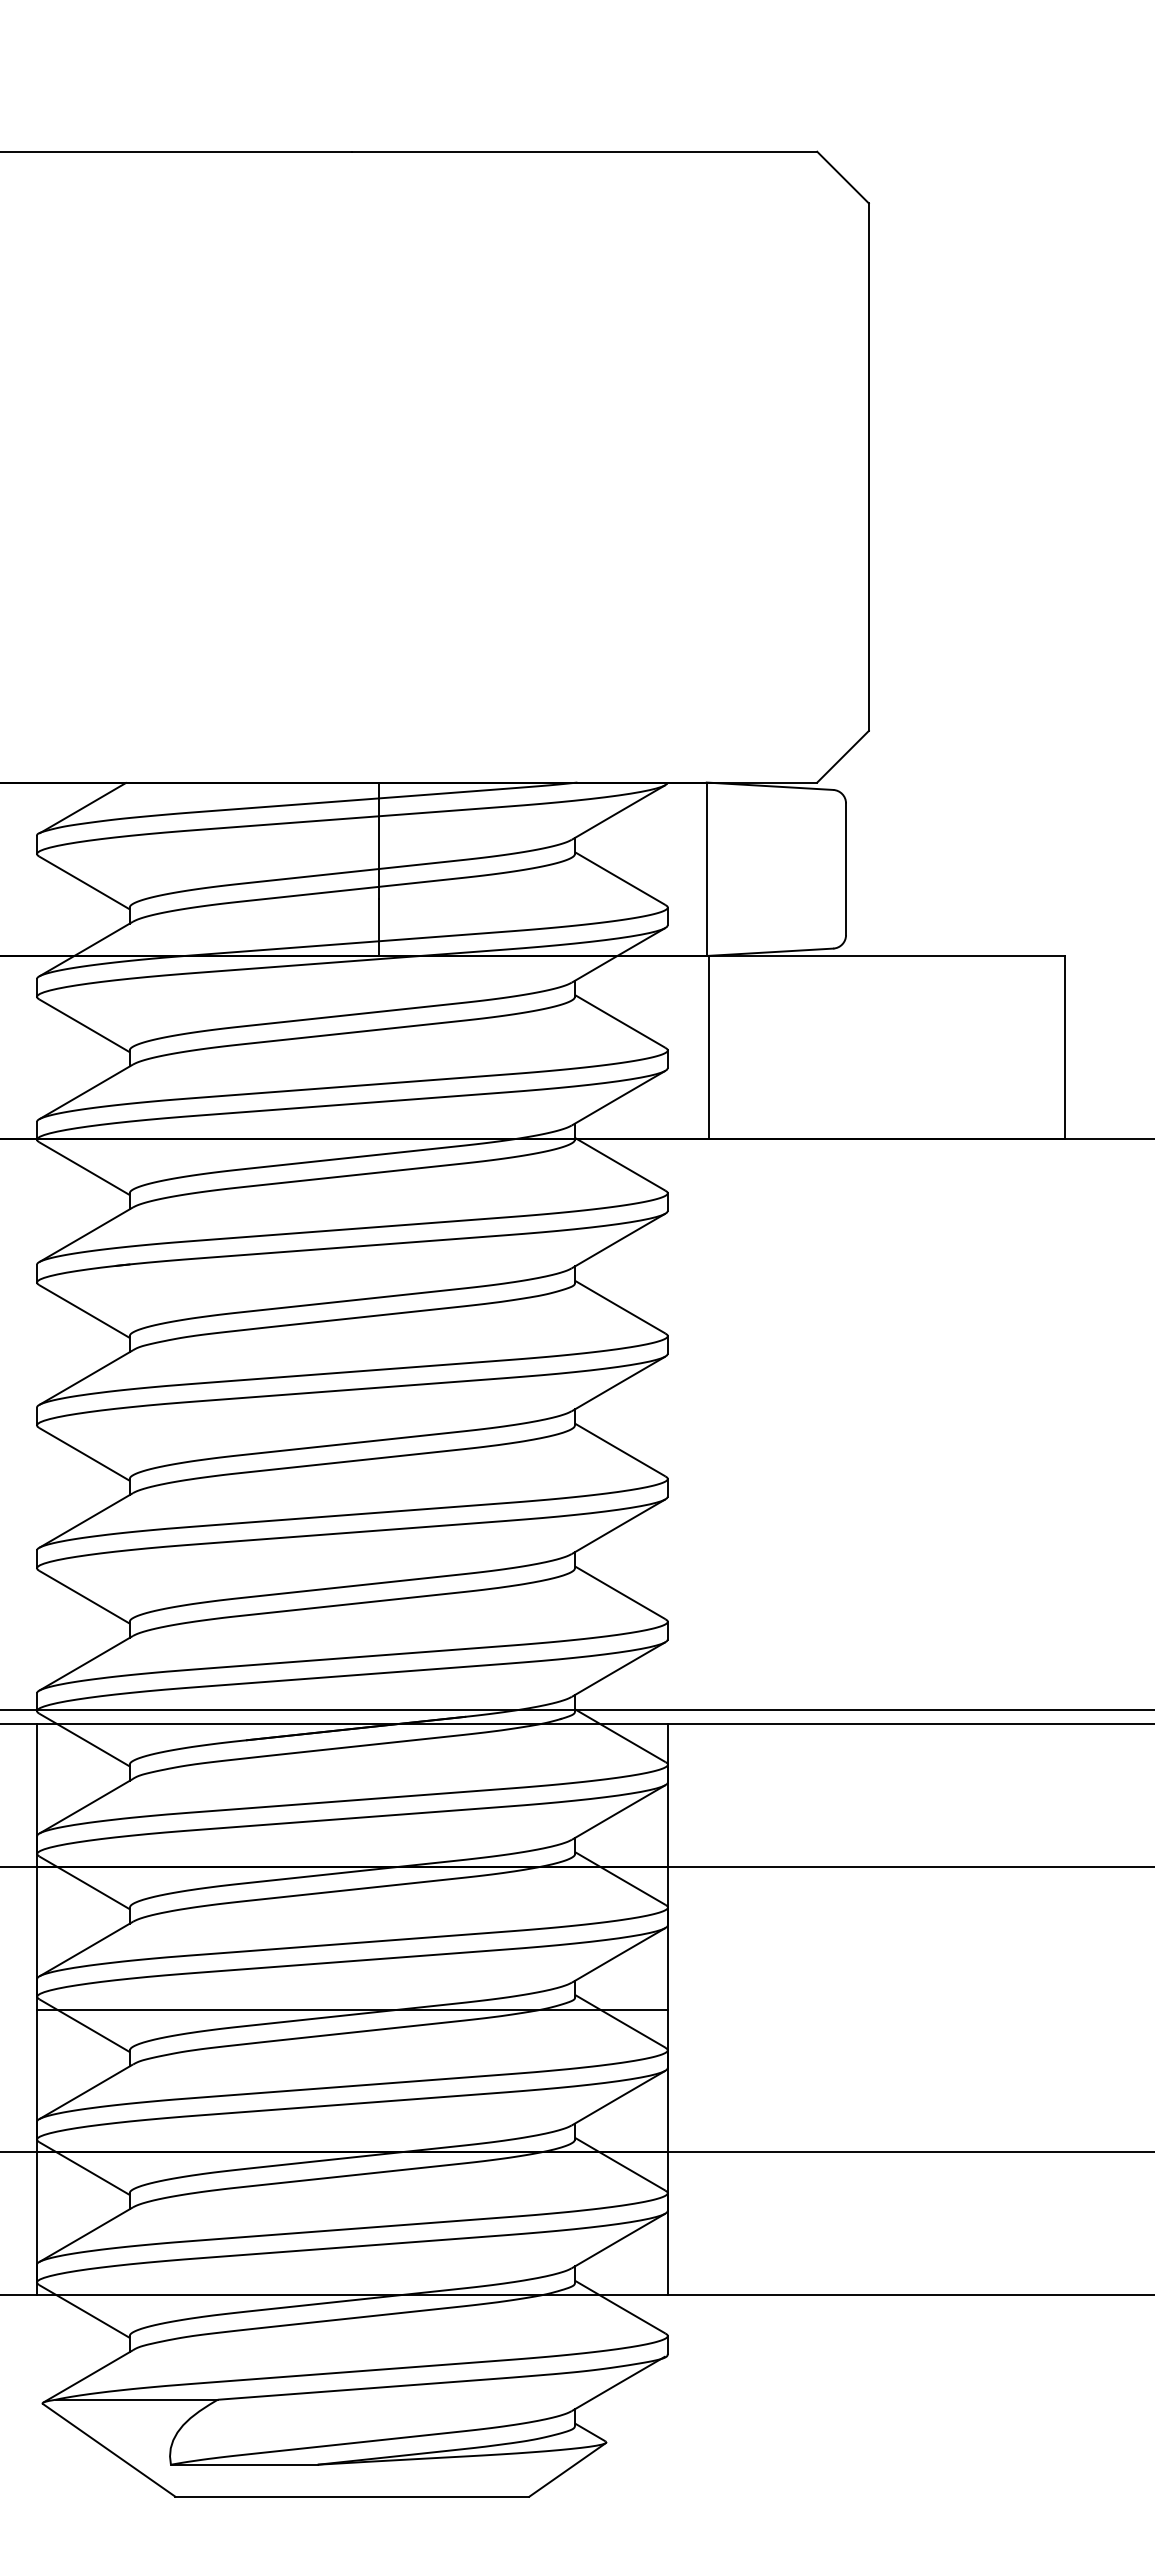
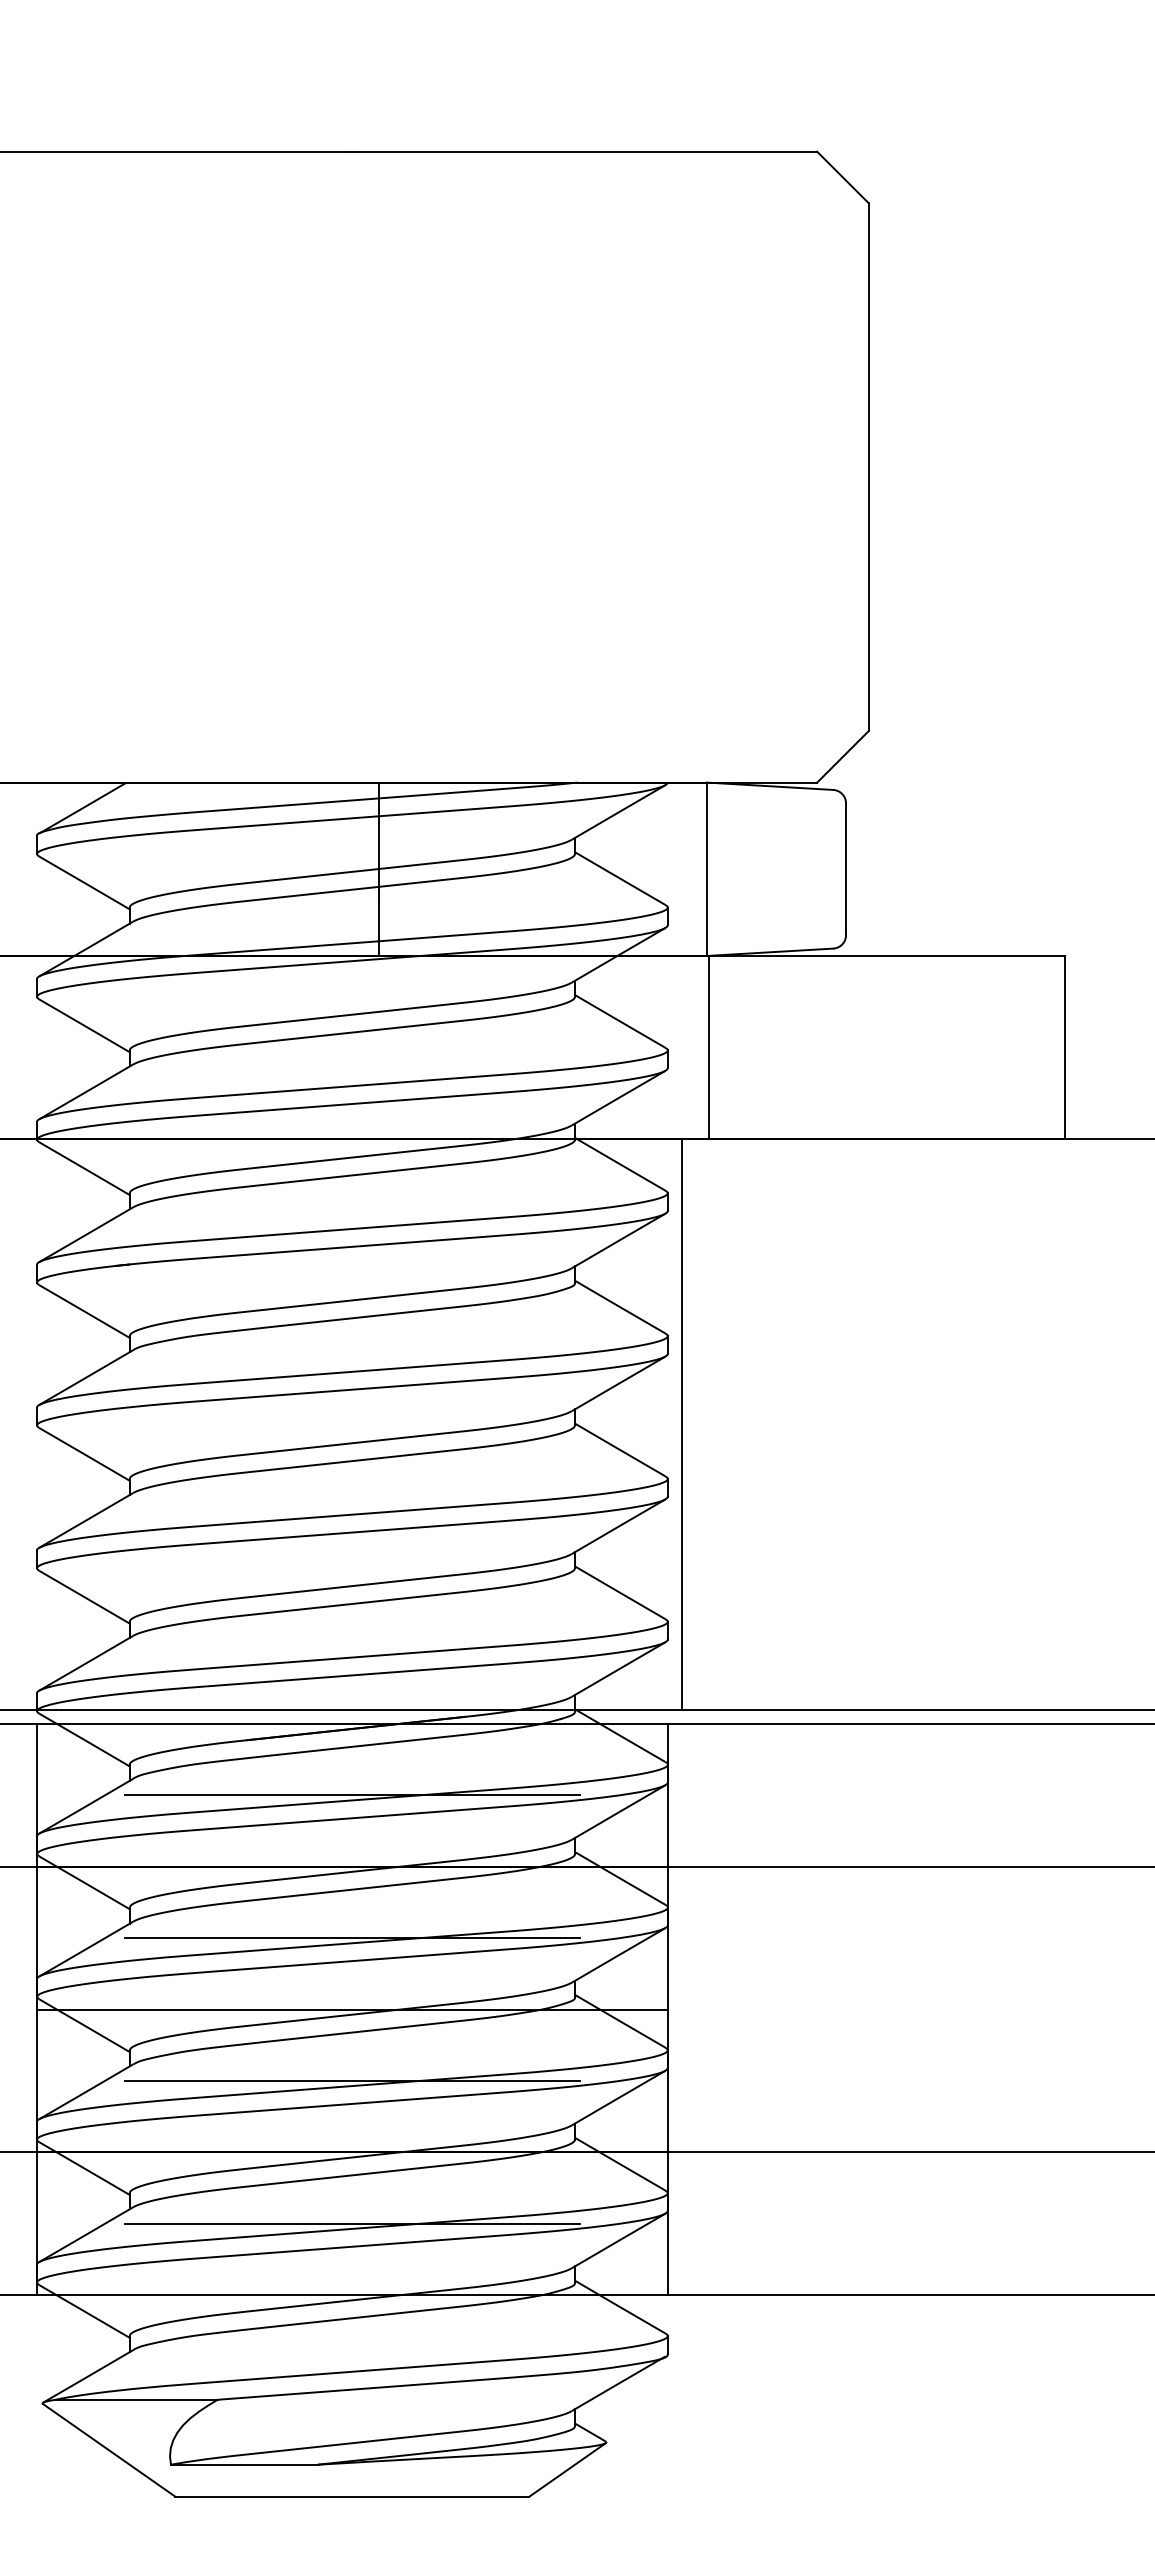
line: none -> present (681, 1424)
line: none -> present (352, 1795)
line: none -> present (352, 1938)
line: none -> present (352, 2081)
line: none -> present (352, 2223)
